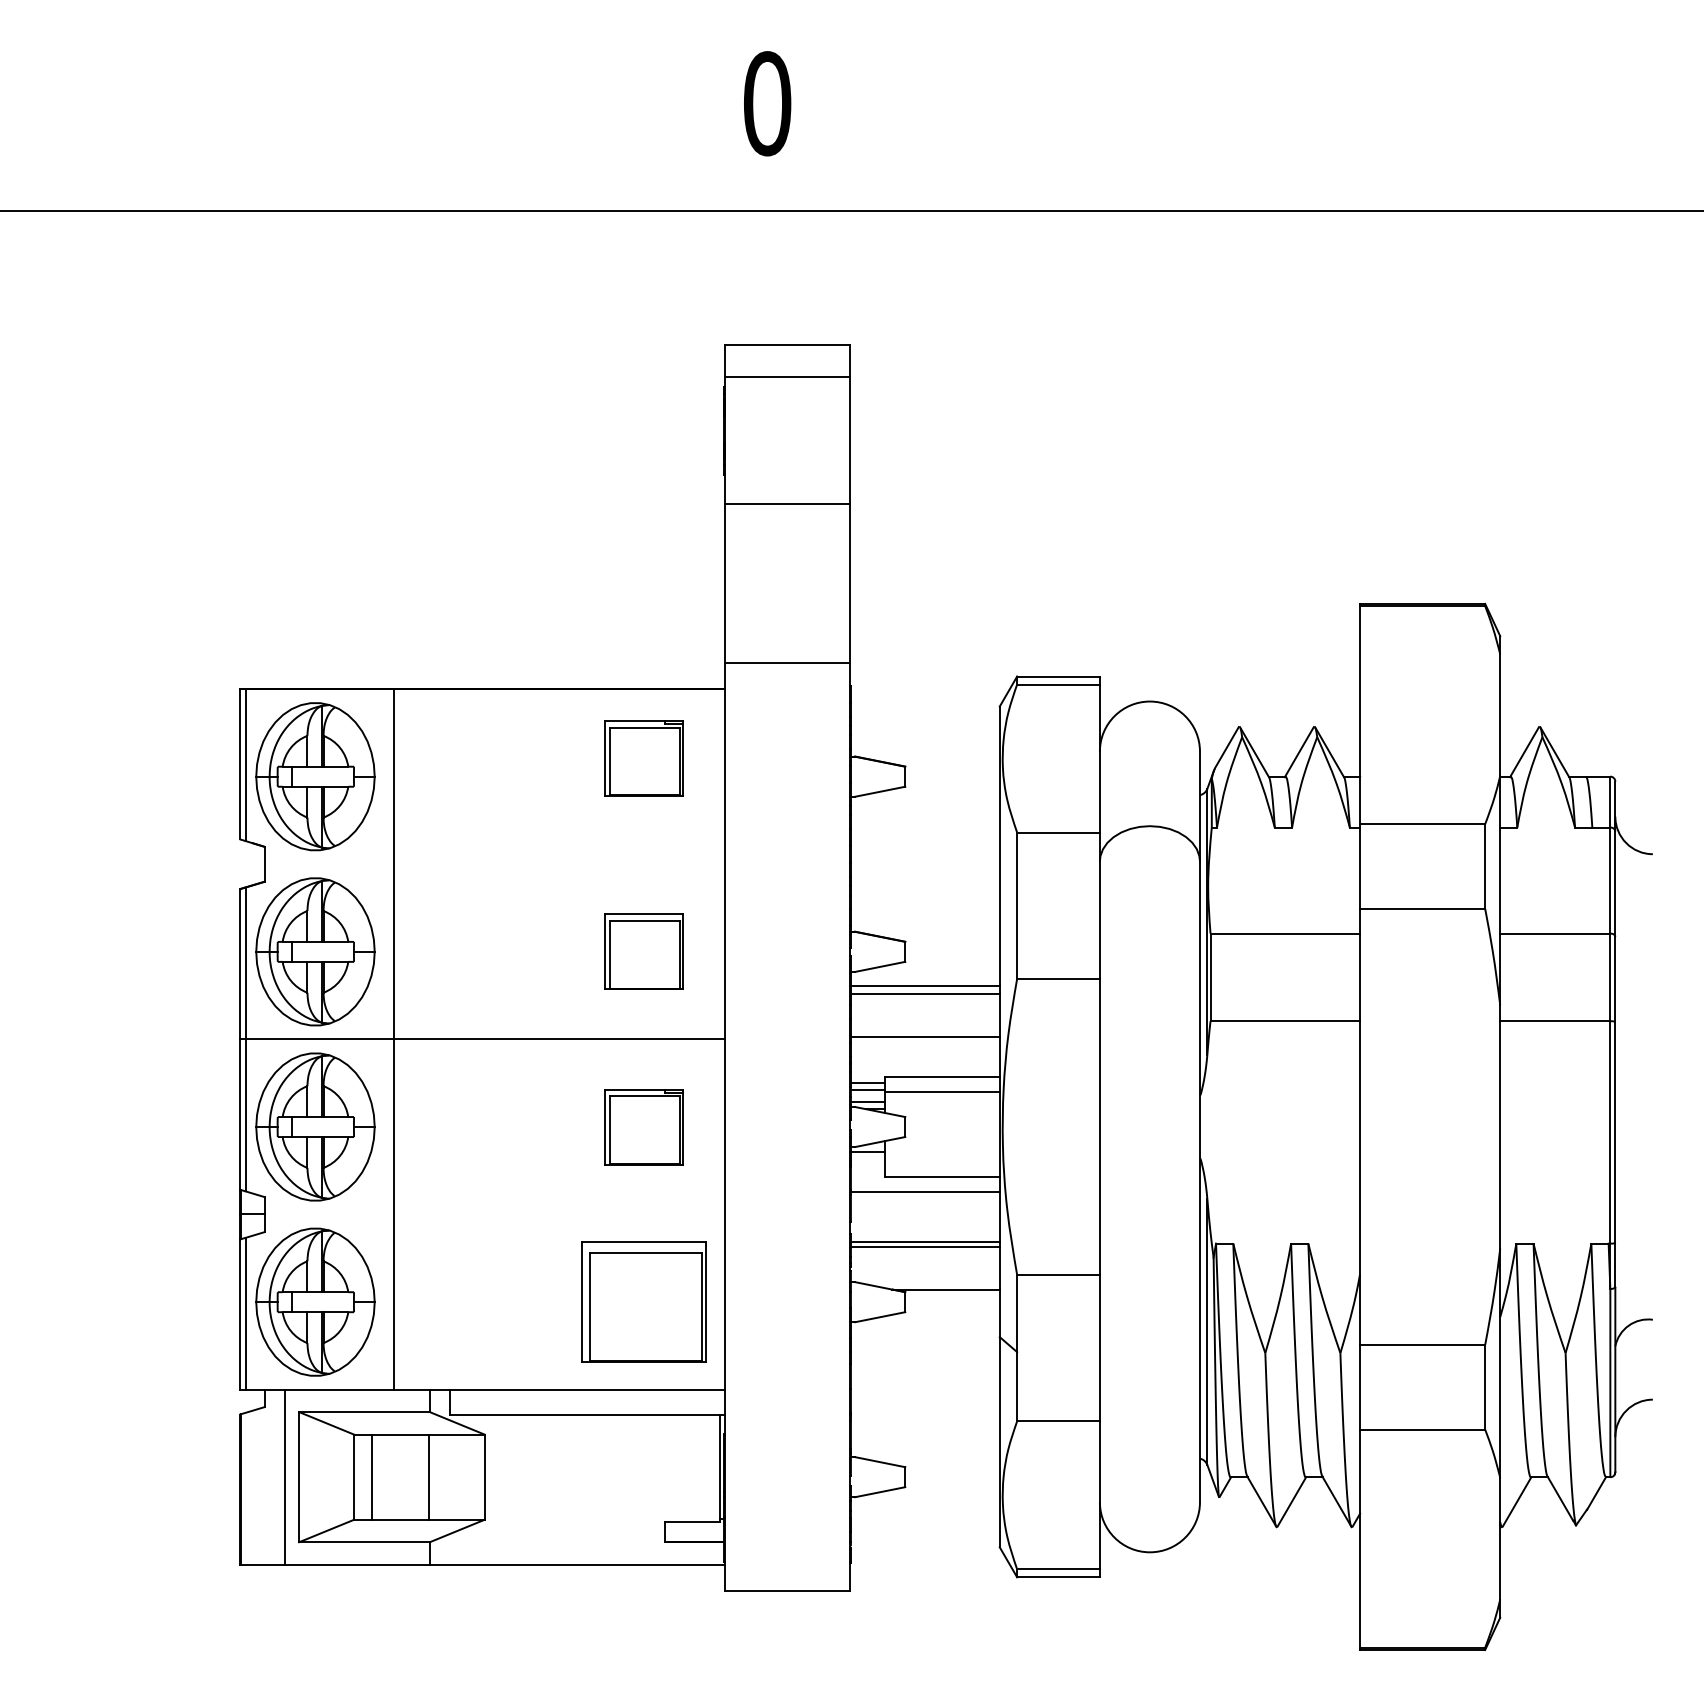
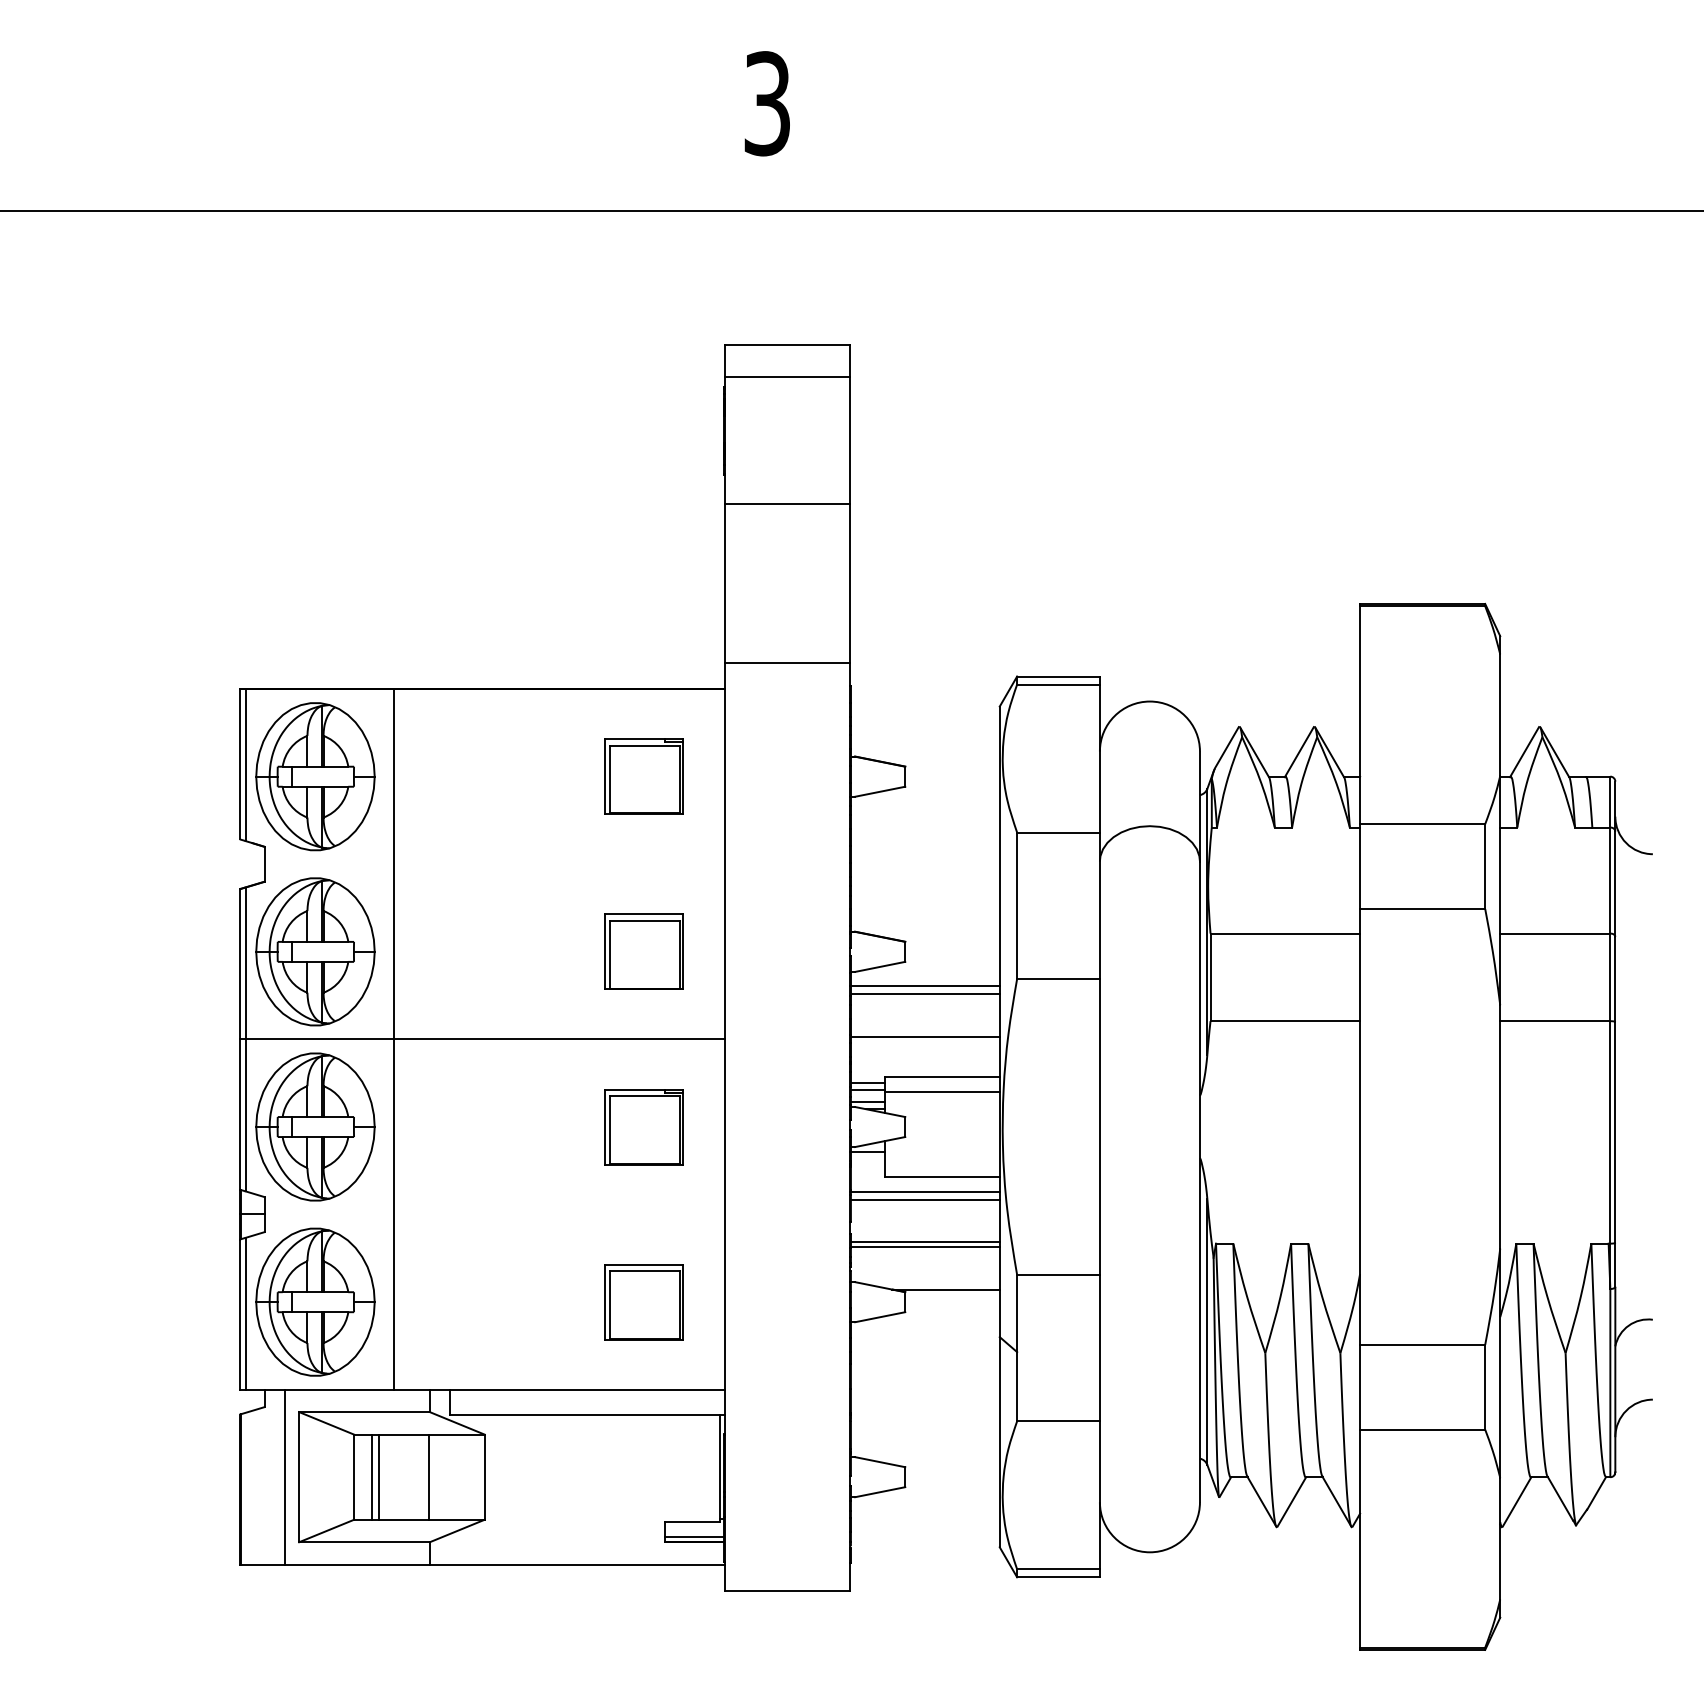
text: 0 -> 3 (767, 103)
part position: (643, 758) -> (643, 776) (643, 776)
line: none -> present (924, 1199)
part size: 126x122 px -> 80x77 px (643, 1302)
line: none -> present (378, 1476)
line: none -> present (694, 1536)
